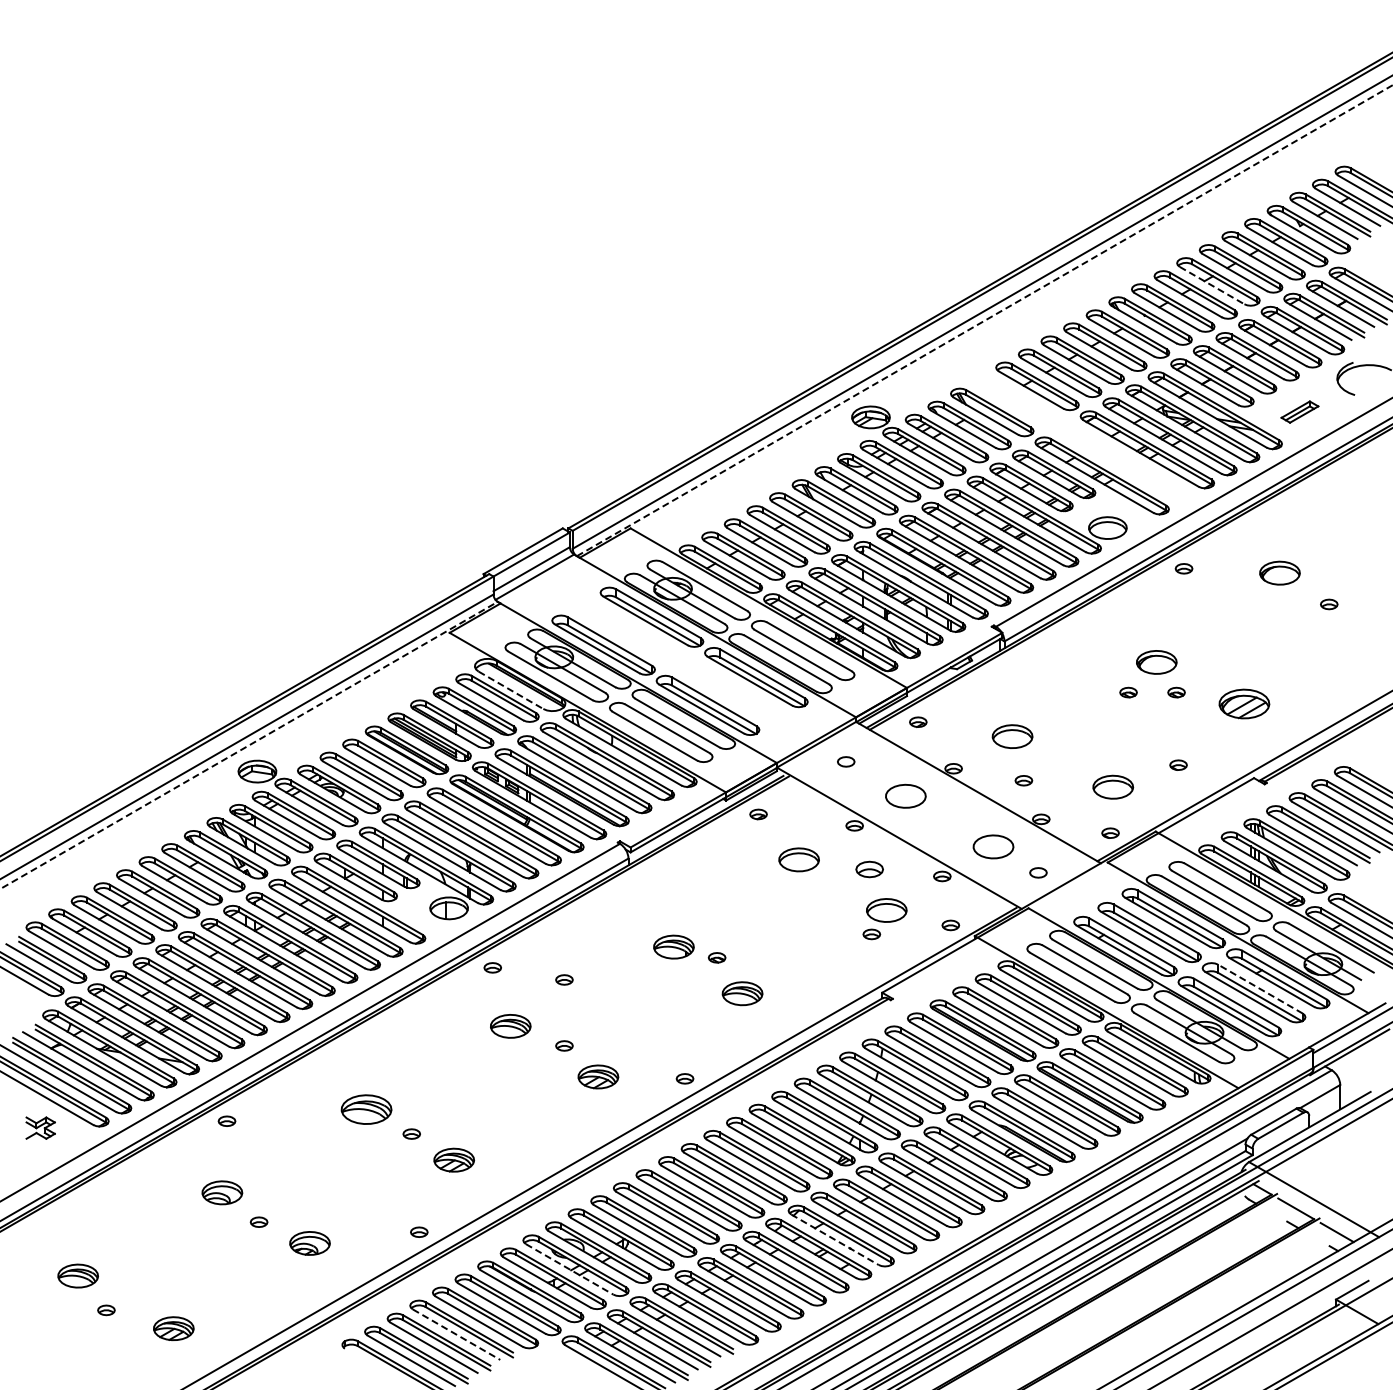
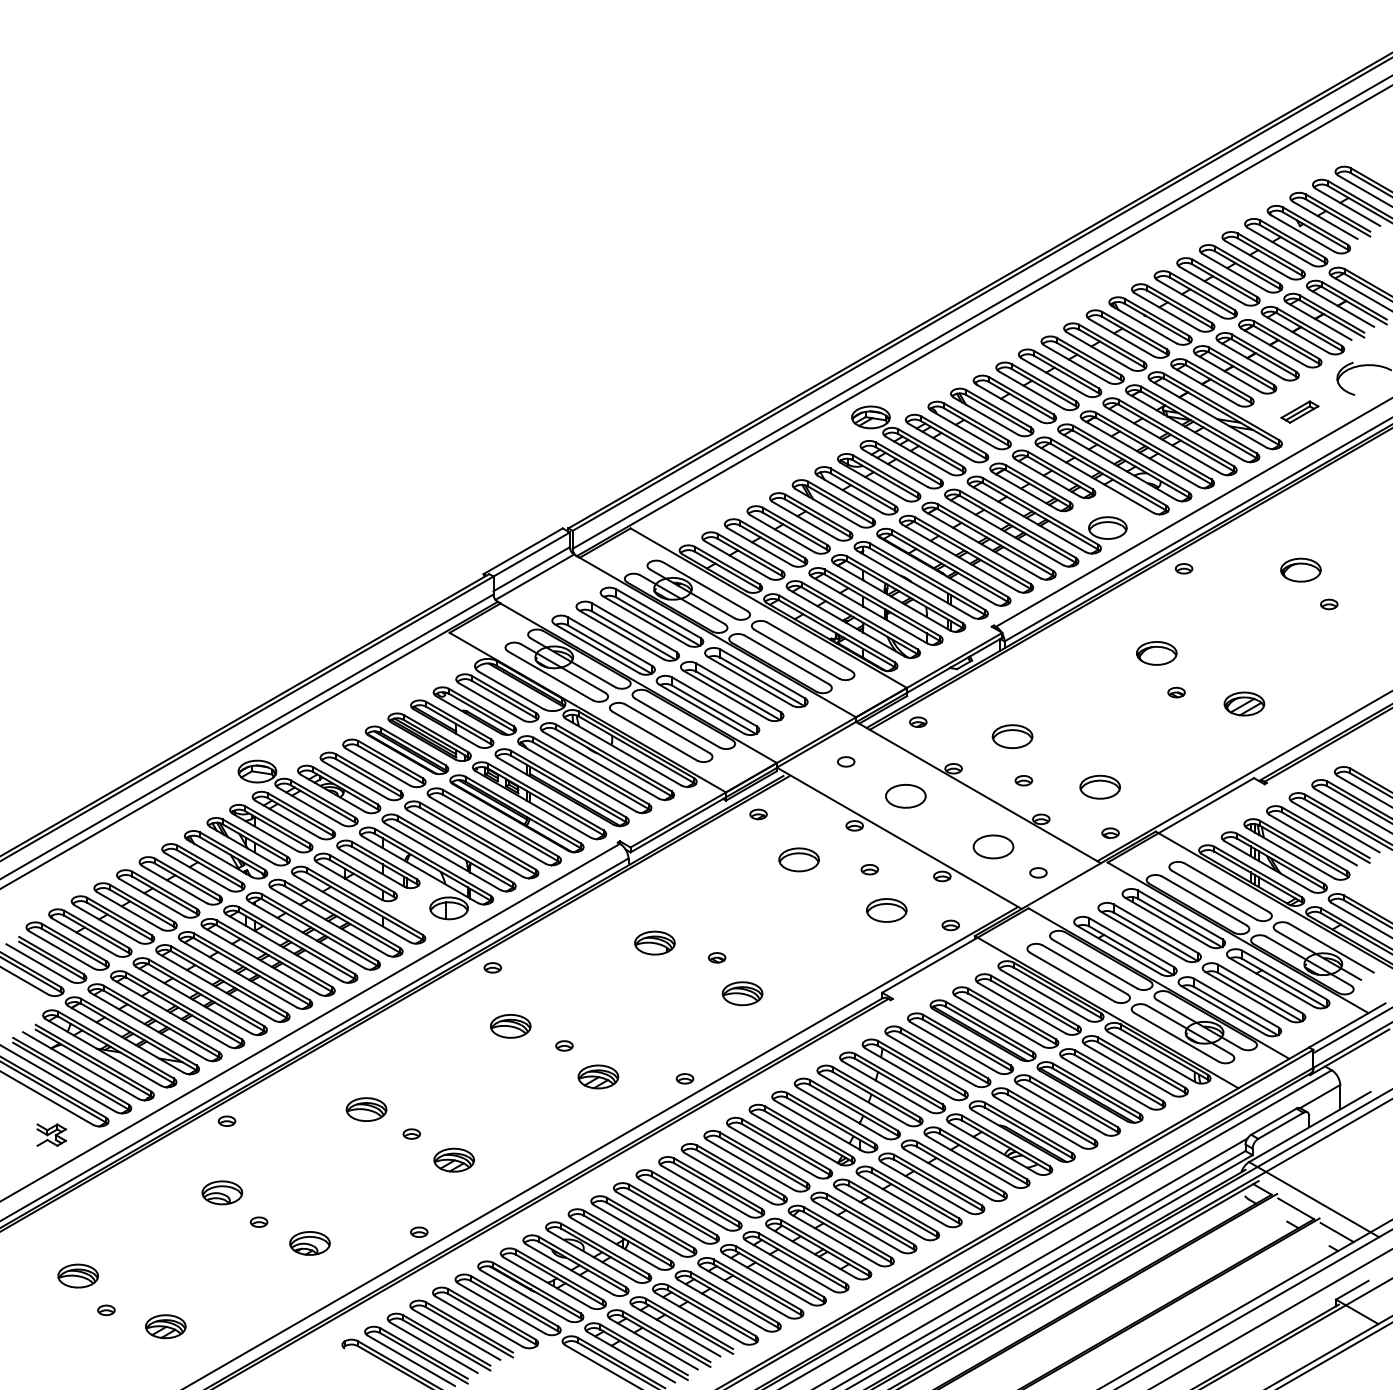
line: dashed -> solid (1212, 285)
line: dashed -> solid (984, 320)
part: none -> present (1082, 438)
part position: (1279, 572) -> (1300, 569) (1300, 569)
part: none -> present (679, 660)
part position: (1156, 662) -> (1156, 653) (1156, 653)
line: dashed -> solid (511, 690)
part: present -> none (1128, 692)
part size: 53x32 px -> 43x26 px (1244, 703)
line: dashed -> solid (249, 745)
part: present -> none (1178, 764)
part position: (1113, 786) -> (1100, 786) (1100, 786)
part size: 29x19 px -> 20x12 px (869, 869)
part: present -> none (871, 934)
part position: (673, 946) -> (654, 942) (654, 942)
part: present -> none (564, 979)
line: dashed -> solid (1260, 989)
part size: 53x31 px -> 43x25 px (366, 1109)
part position: (40, 1127) -> (51, 1134) (51, 1134)
line: dashed -> solid (835, 1239)
line: dashed -> solid (570, 1269)
part position: (173, 1328) -> (165, 1326) (165, 1326)
line: dashed -> solid (457, 1334)
